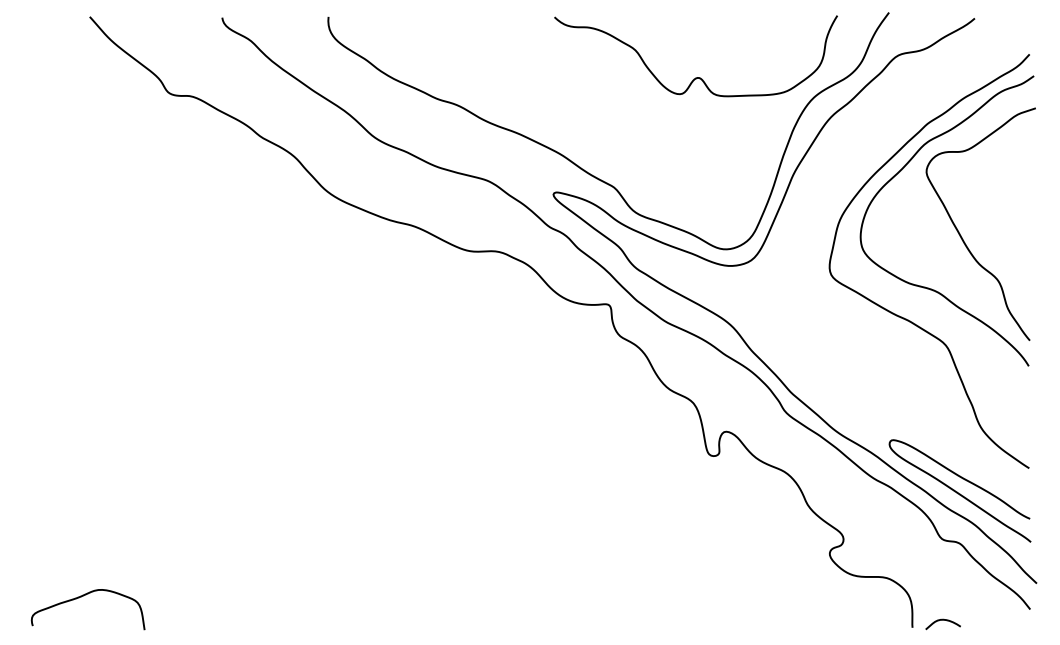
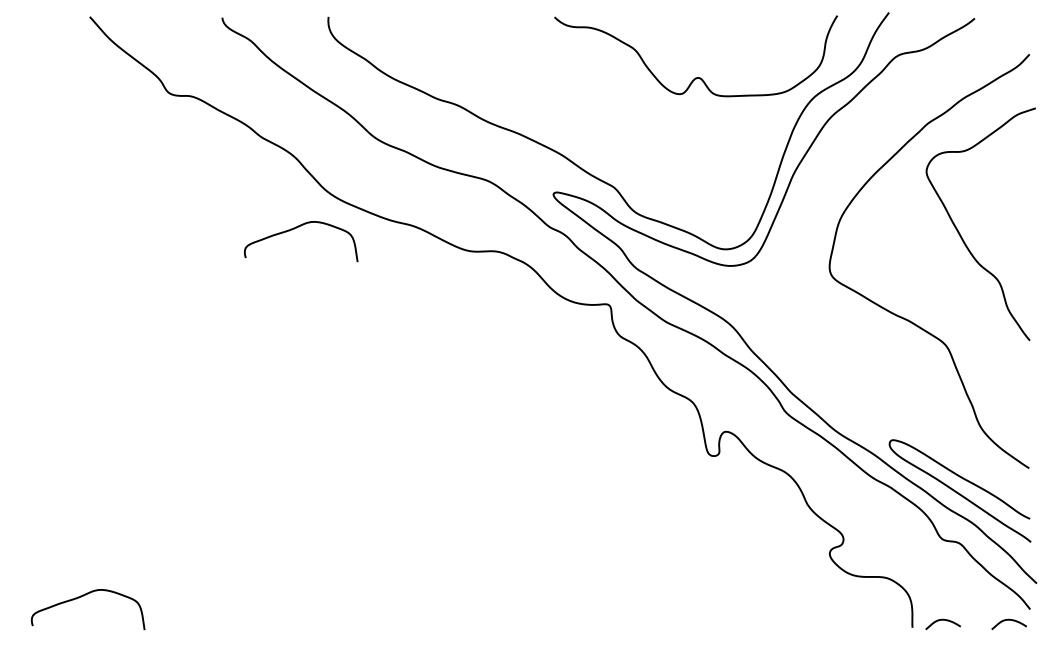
curve: present -> none (902, 170)
curve: none -> present (294, 229)
curve: none -> present (1008, 620)
